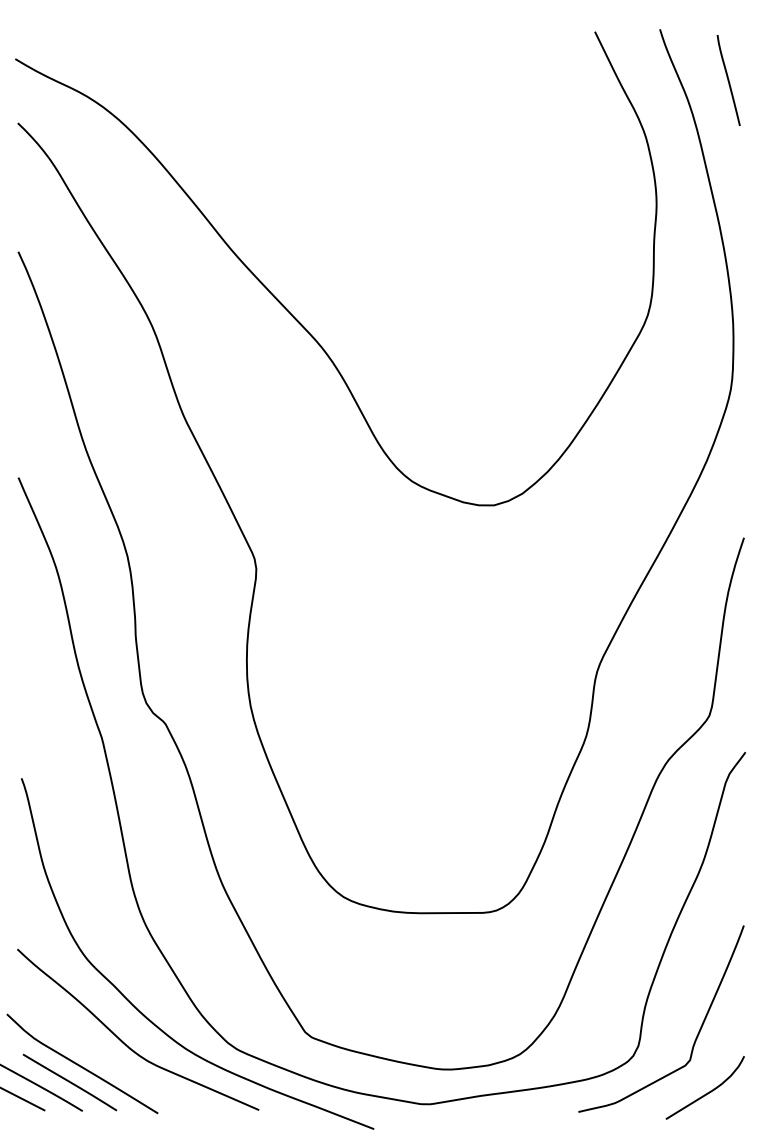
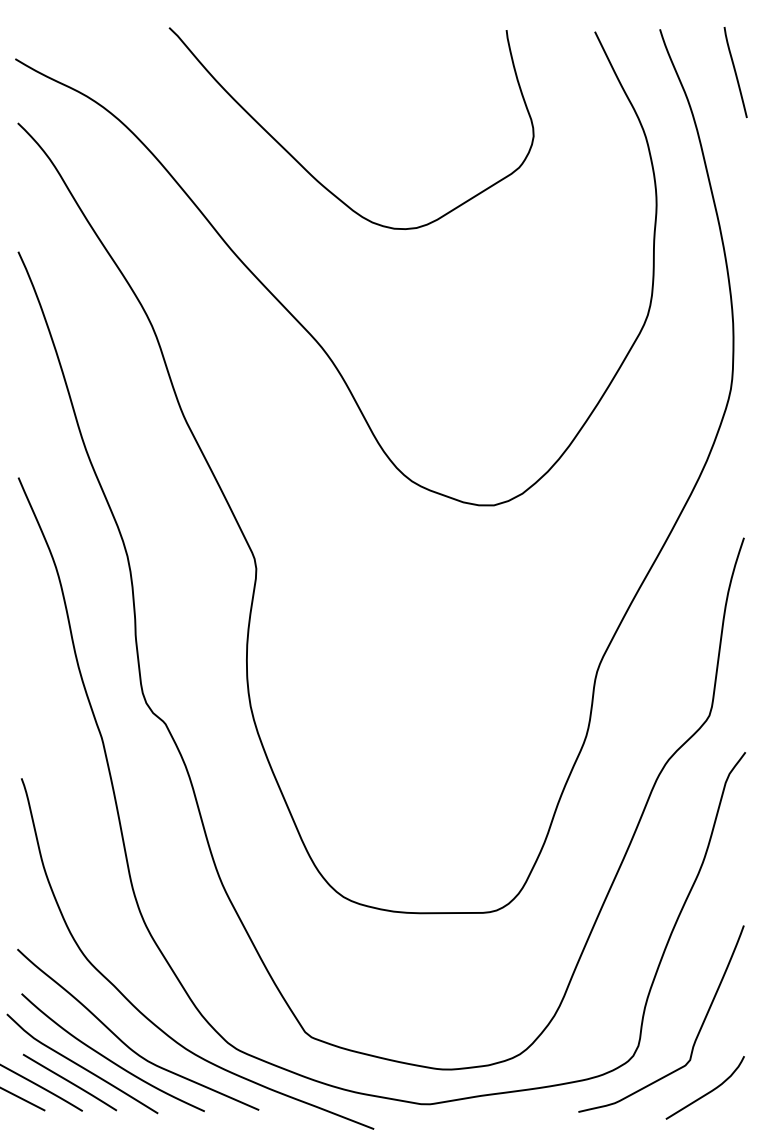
line position: (728, 80) -> (735, 72) (735, 72)
curve: none -> present (314, 176)
curve: none -> present (107, 1057)
